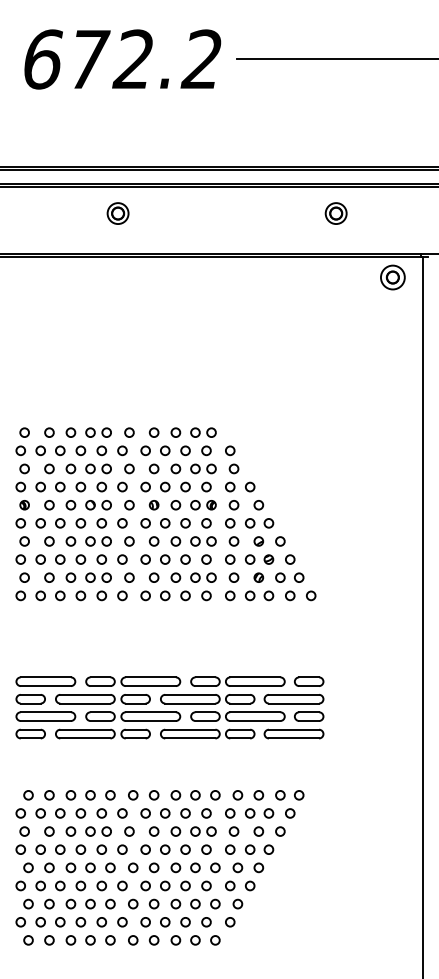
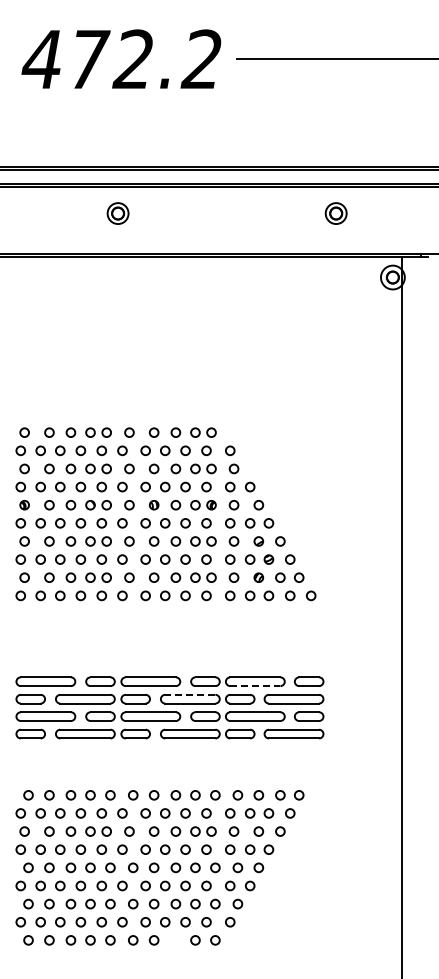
text: 672.2 -> 472.2 (41, 59)
line position: (423, 616) -> (402, 616) (402, 616)
line: solid -> dashed (255, 686)
line: solid -> dashed (189, 694)
circle: present -> none (175, 940)
